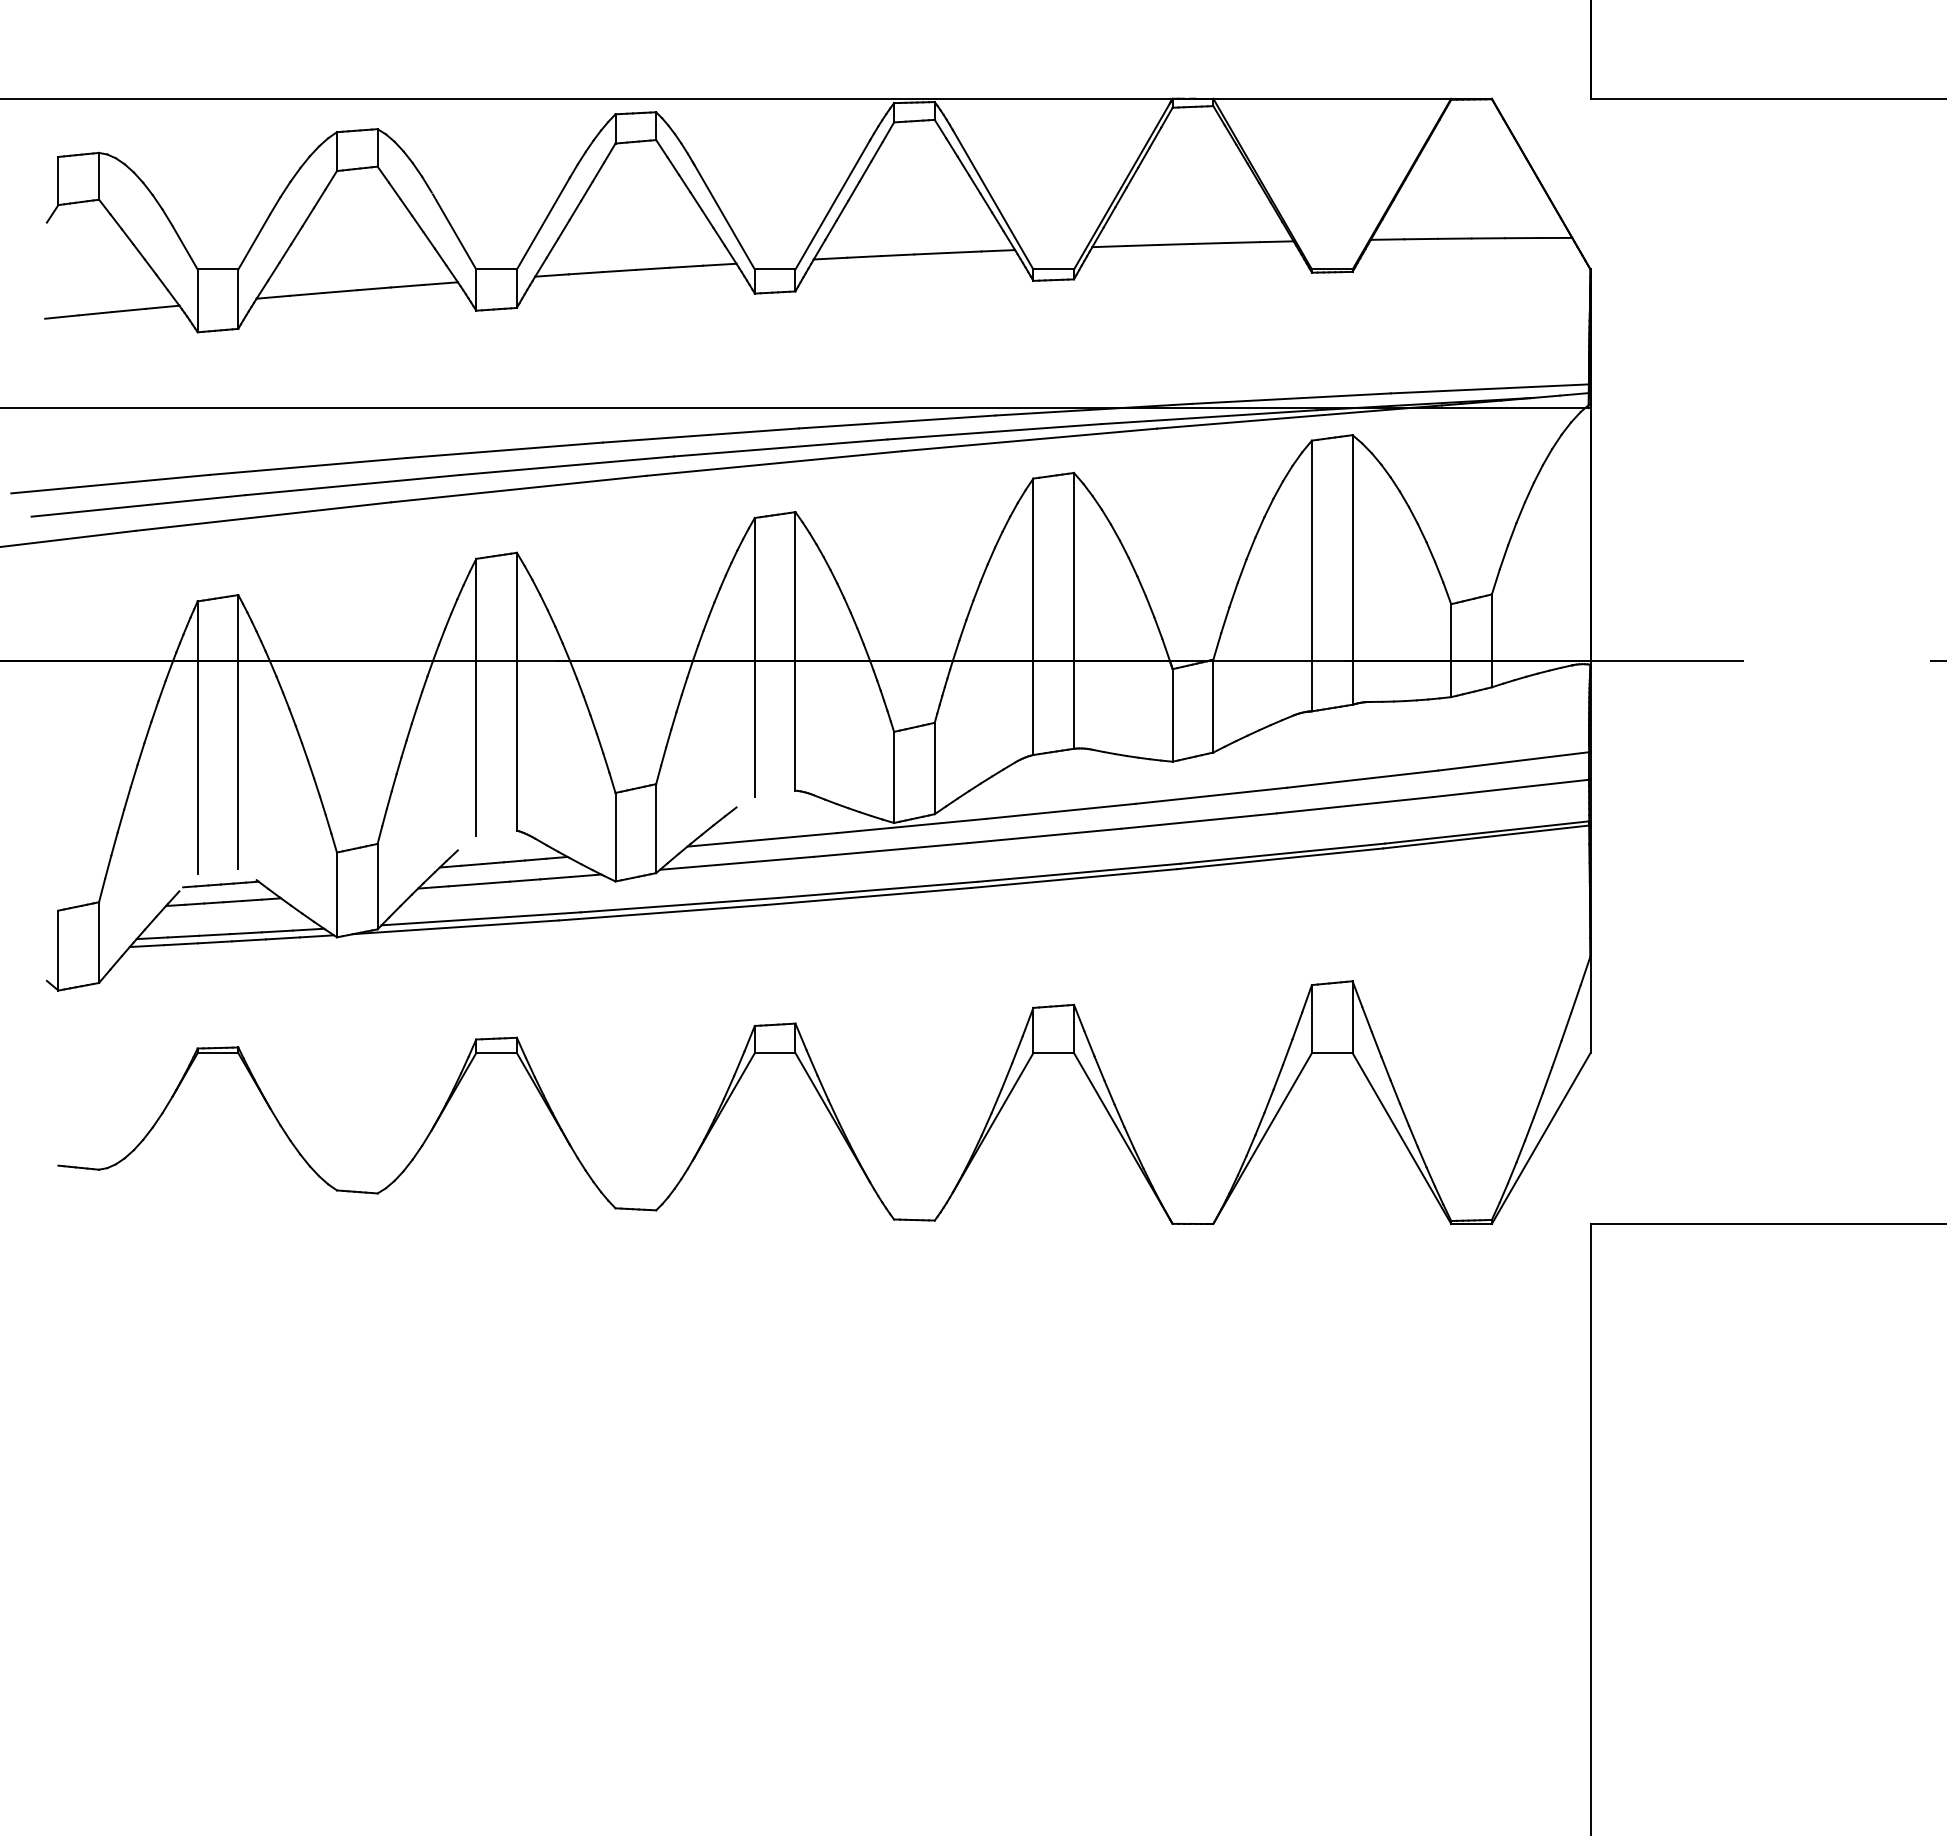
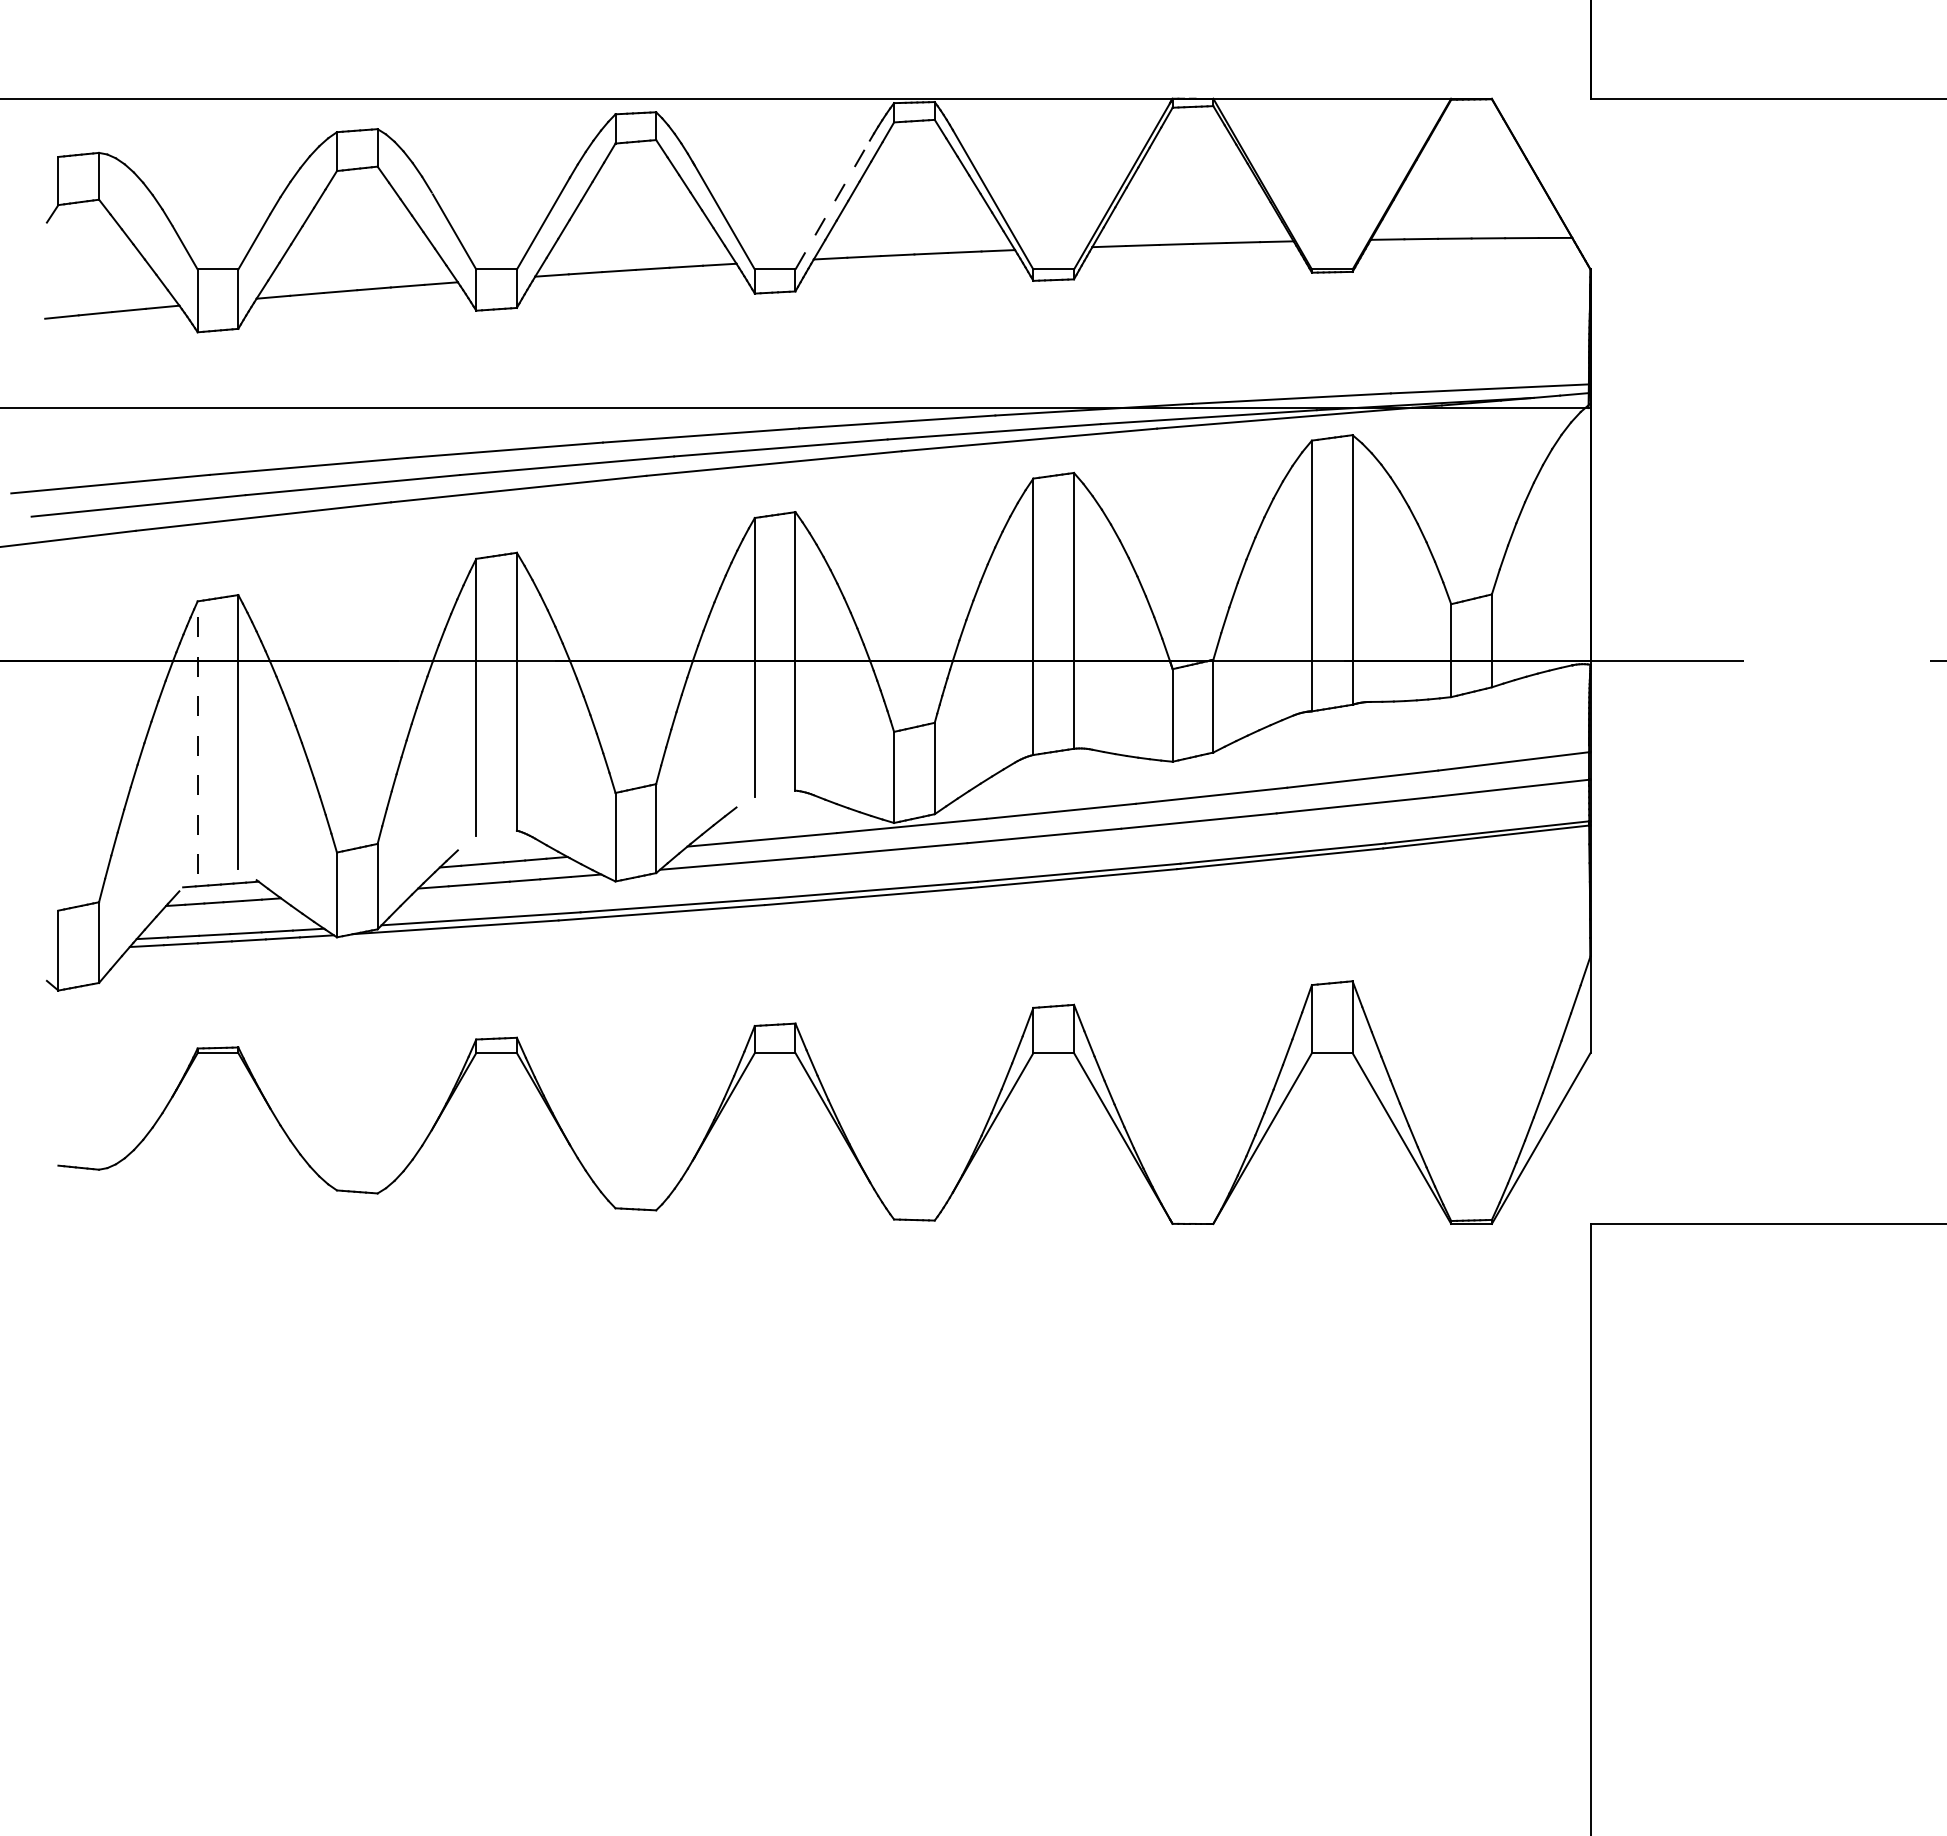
line: solid -> dashed (832, 204)
line: solid -> dashed (197, 737)
